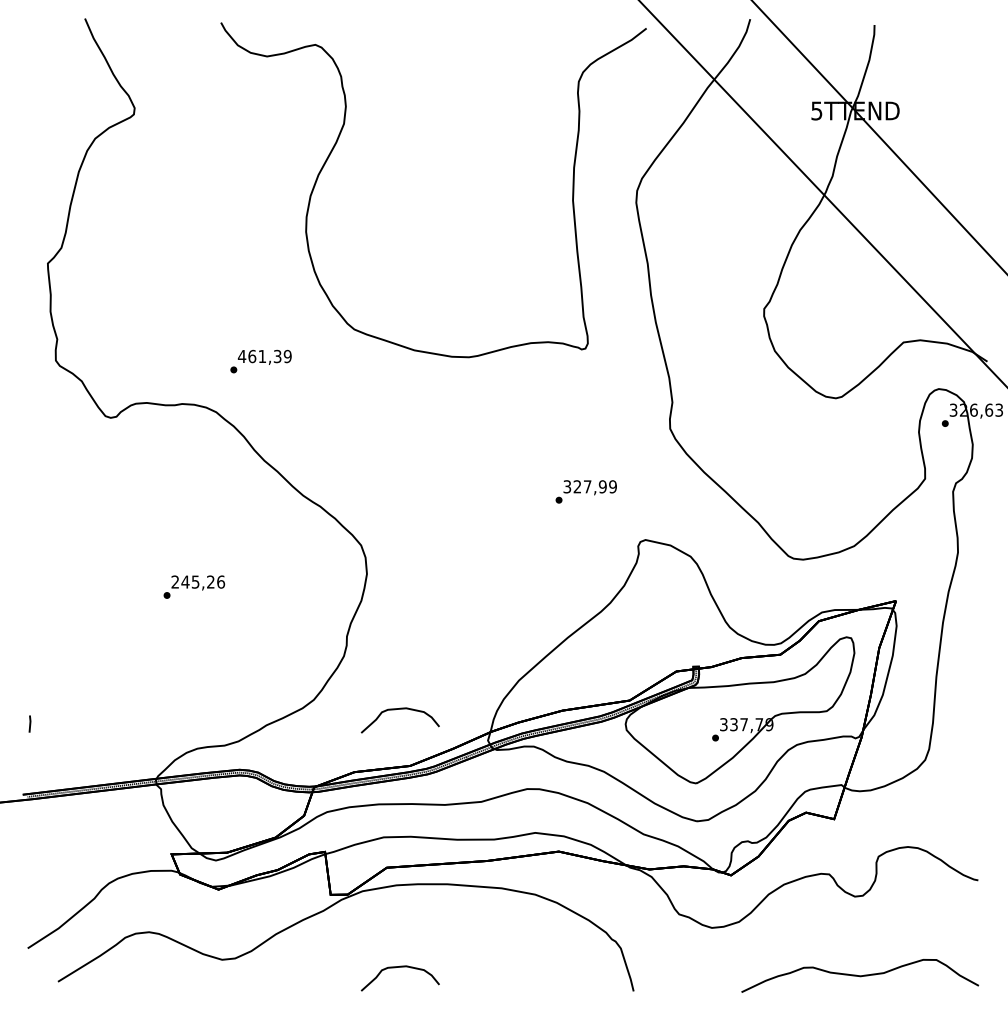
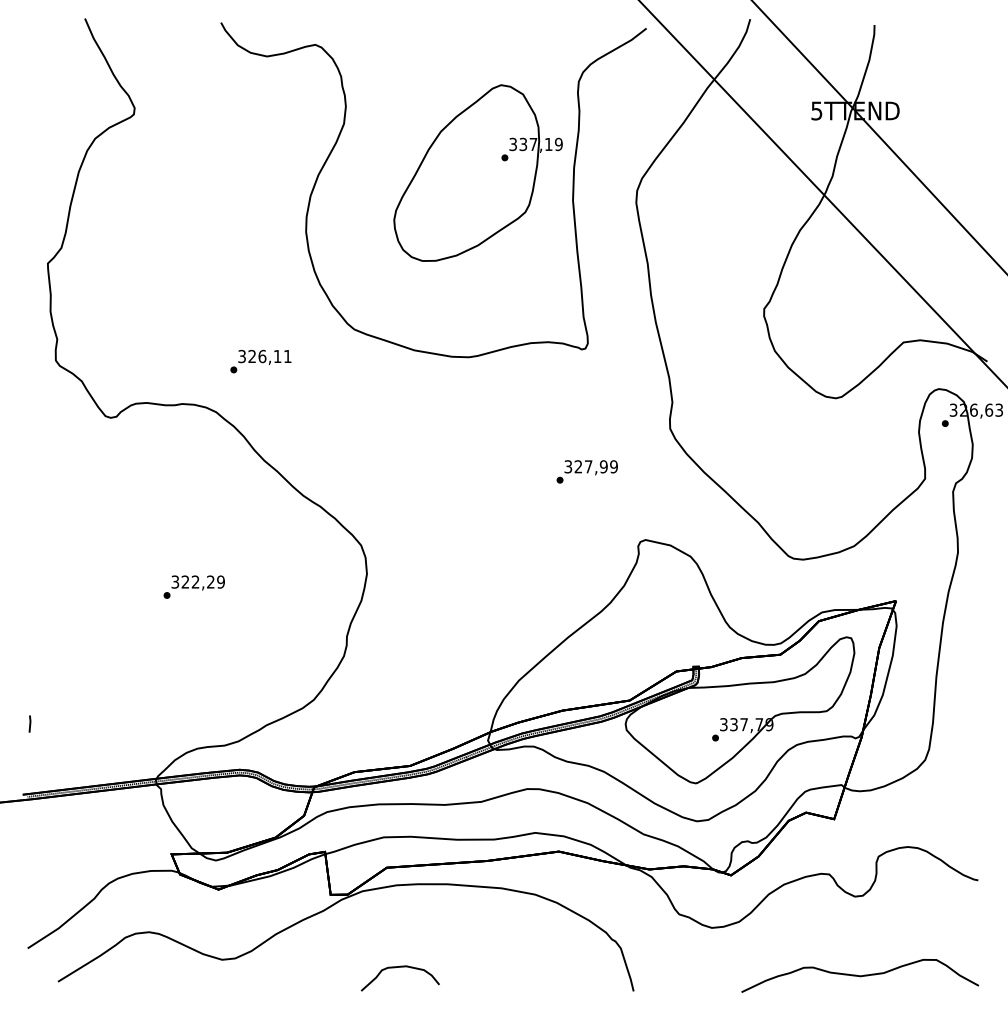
part: none -> present (477, 172)
text: 461,39 -> 326,11 (264, 356)
text position: (585, 491) -> (586, 471) (586, 471)
text: 245,26 -> 322,29 (198, 581)
part: present -> none (395, 710)
